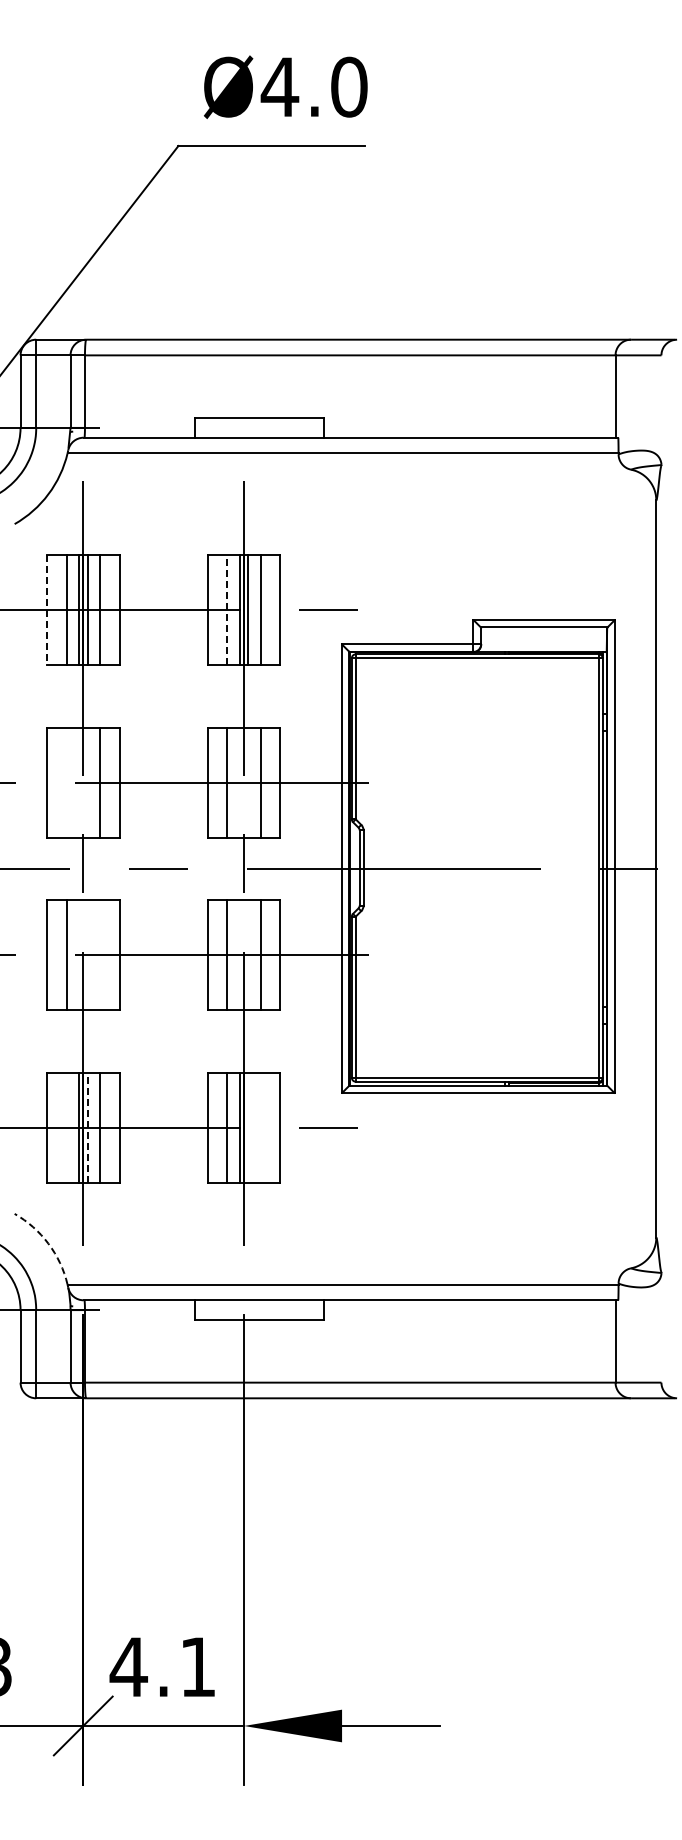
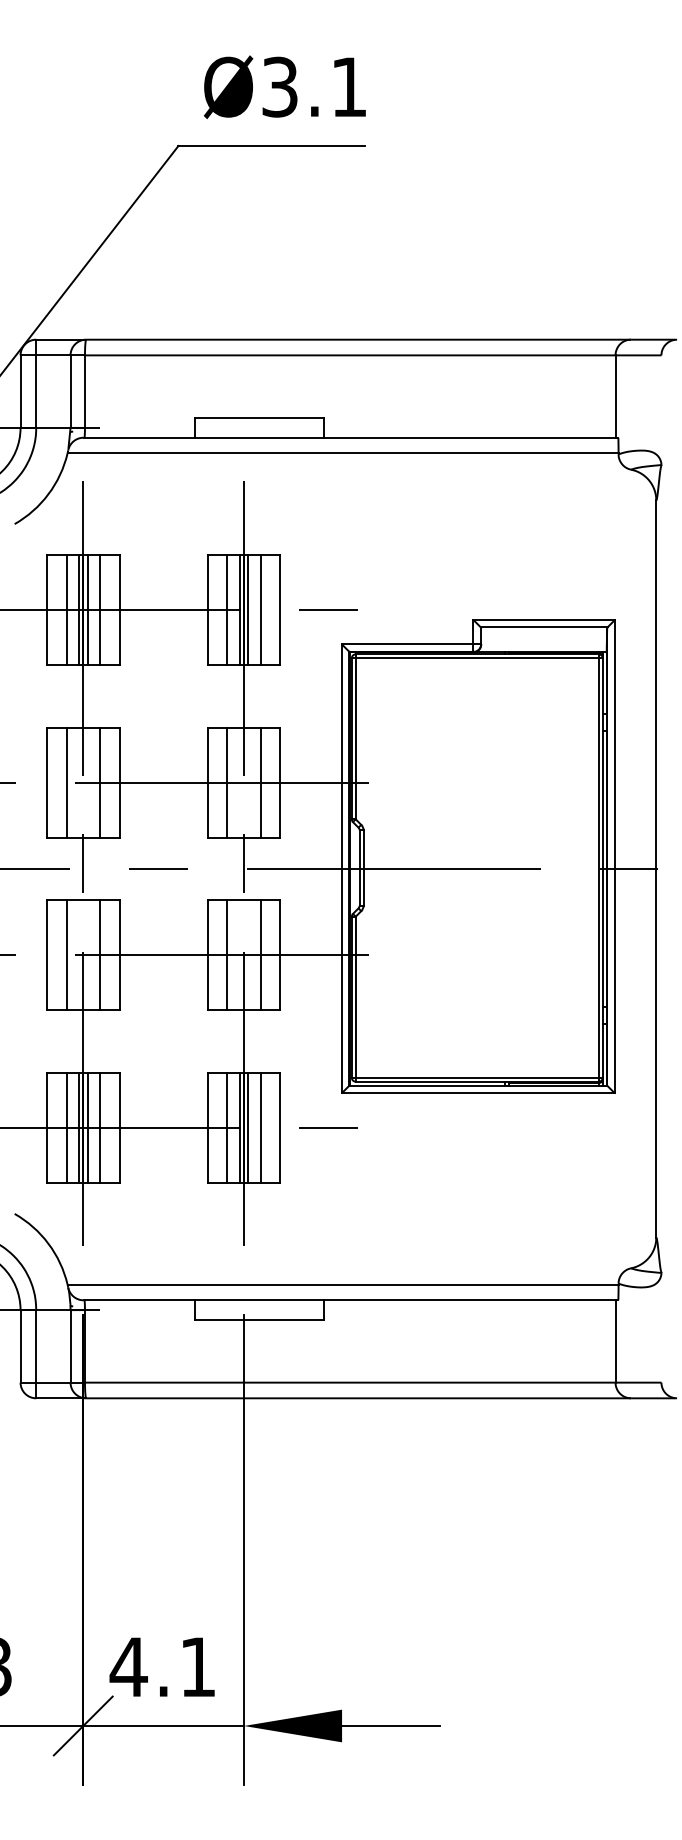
text: Ø4.0 -> Ø3.1 (313, 86)
line: dashed -> solid (47, 610)
line: dashed -> solid (227, 610)
line: none -> present (66, 782)
line: none -> present (99, 955)
line: none -> present (66, 1127)
line: dashed -> solid (87, 1127)
line: none -> present (248, 1127)
line: none -> present (260, 1127)
arc: dashed -> solid (48, 1243)
